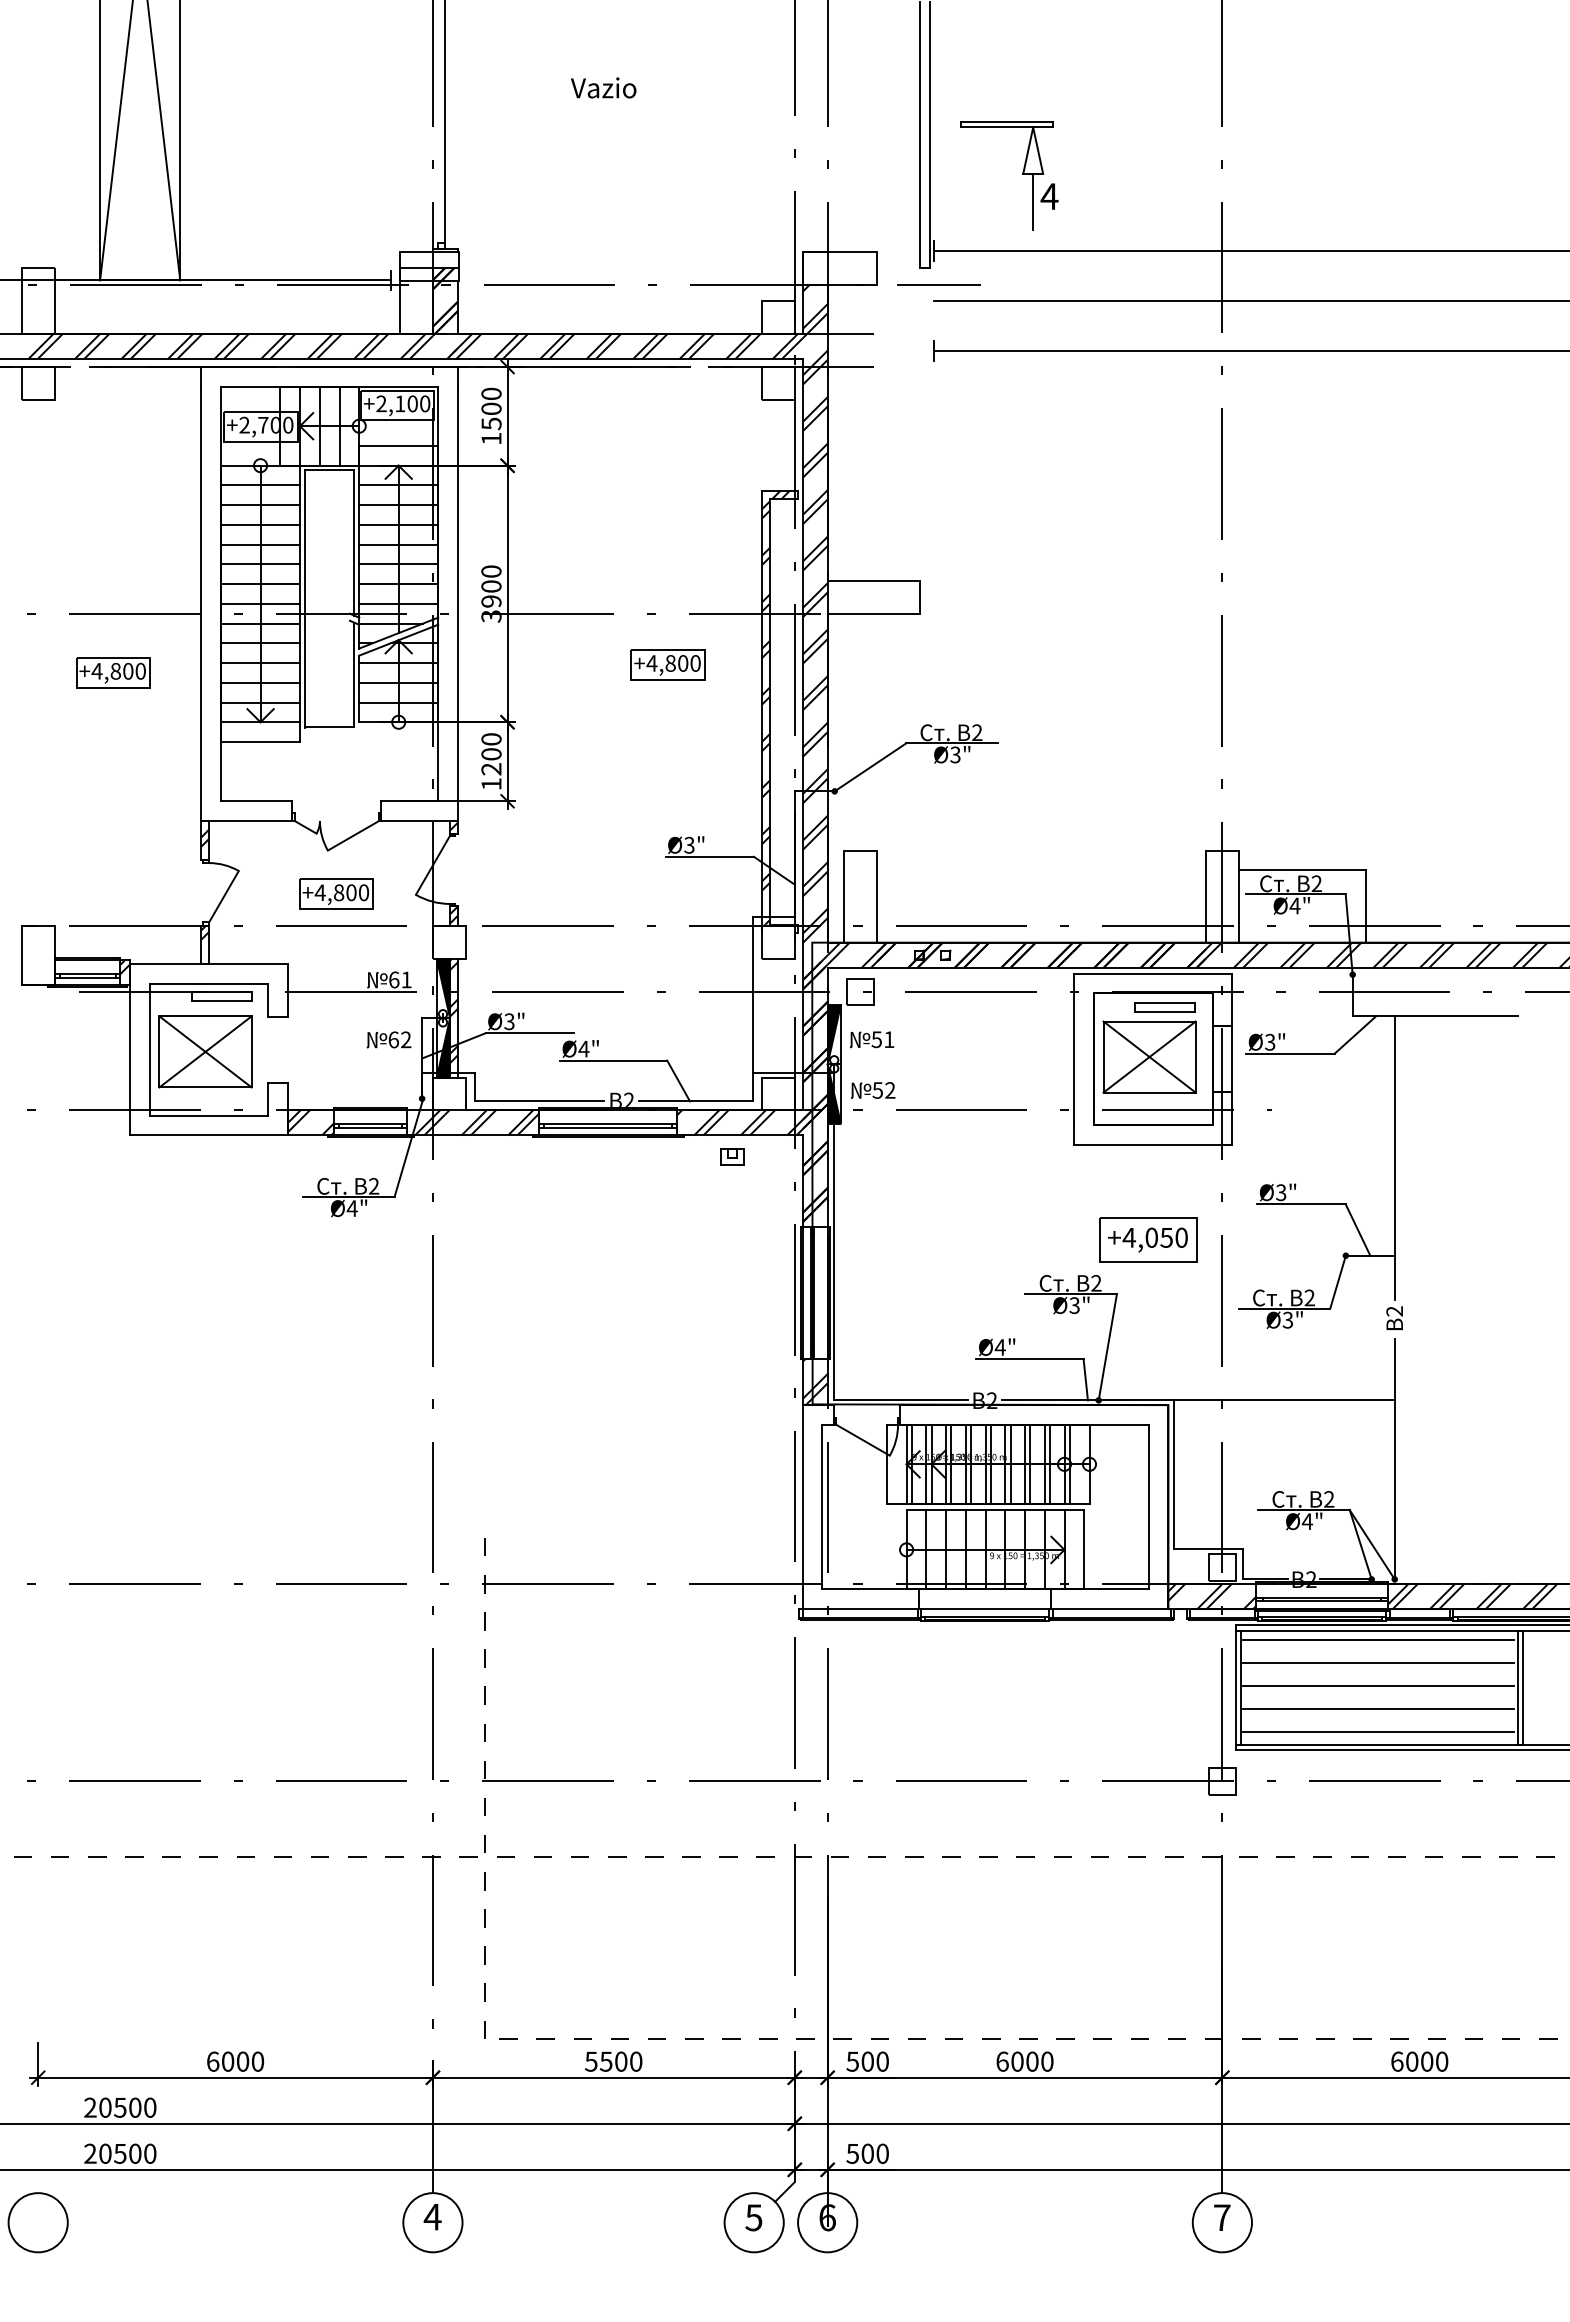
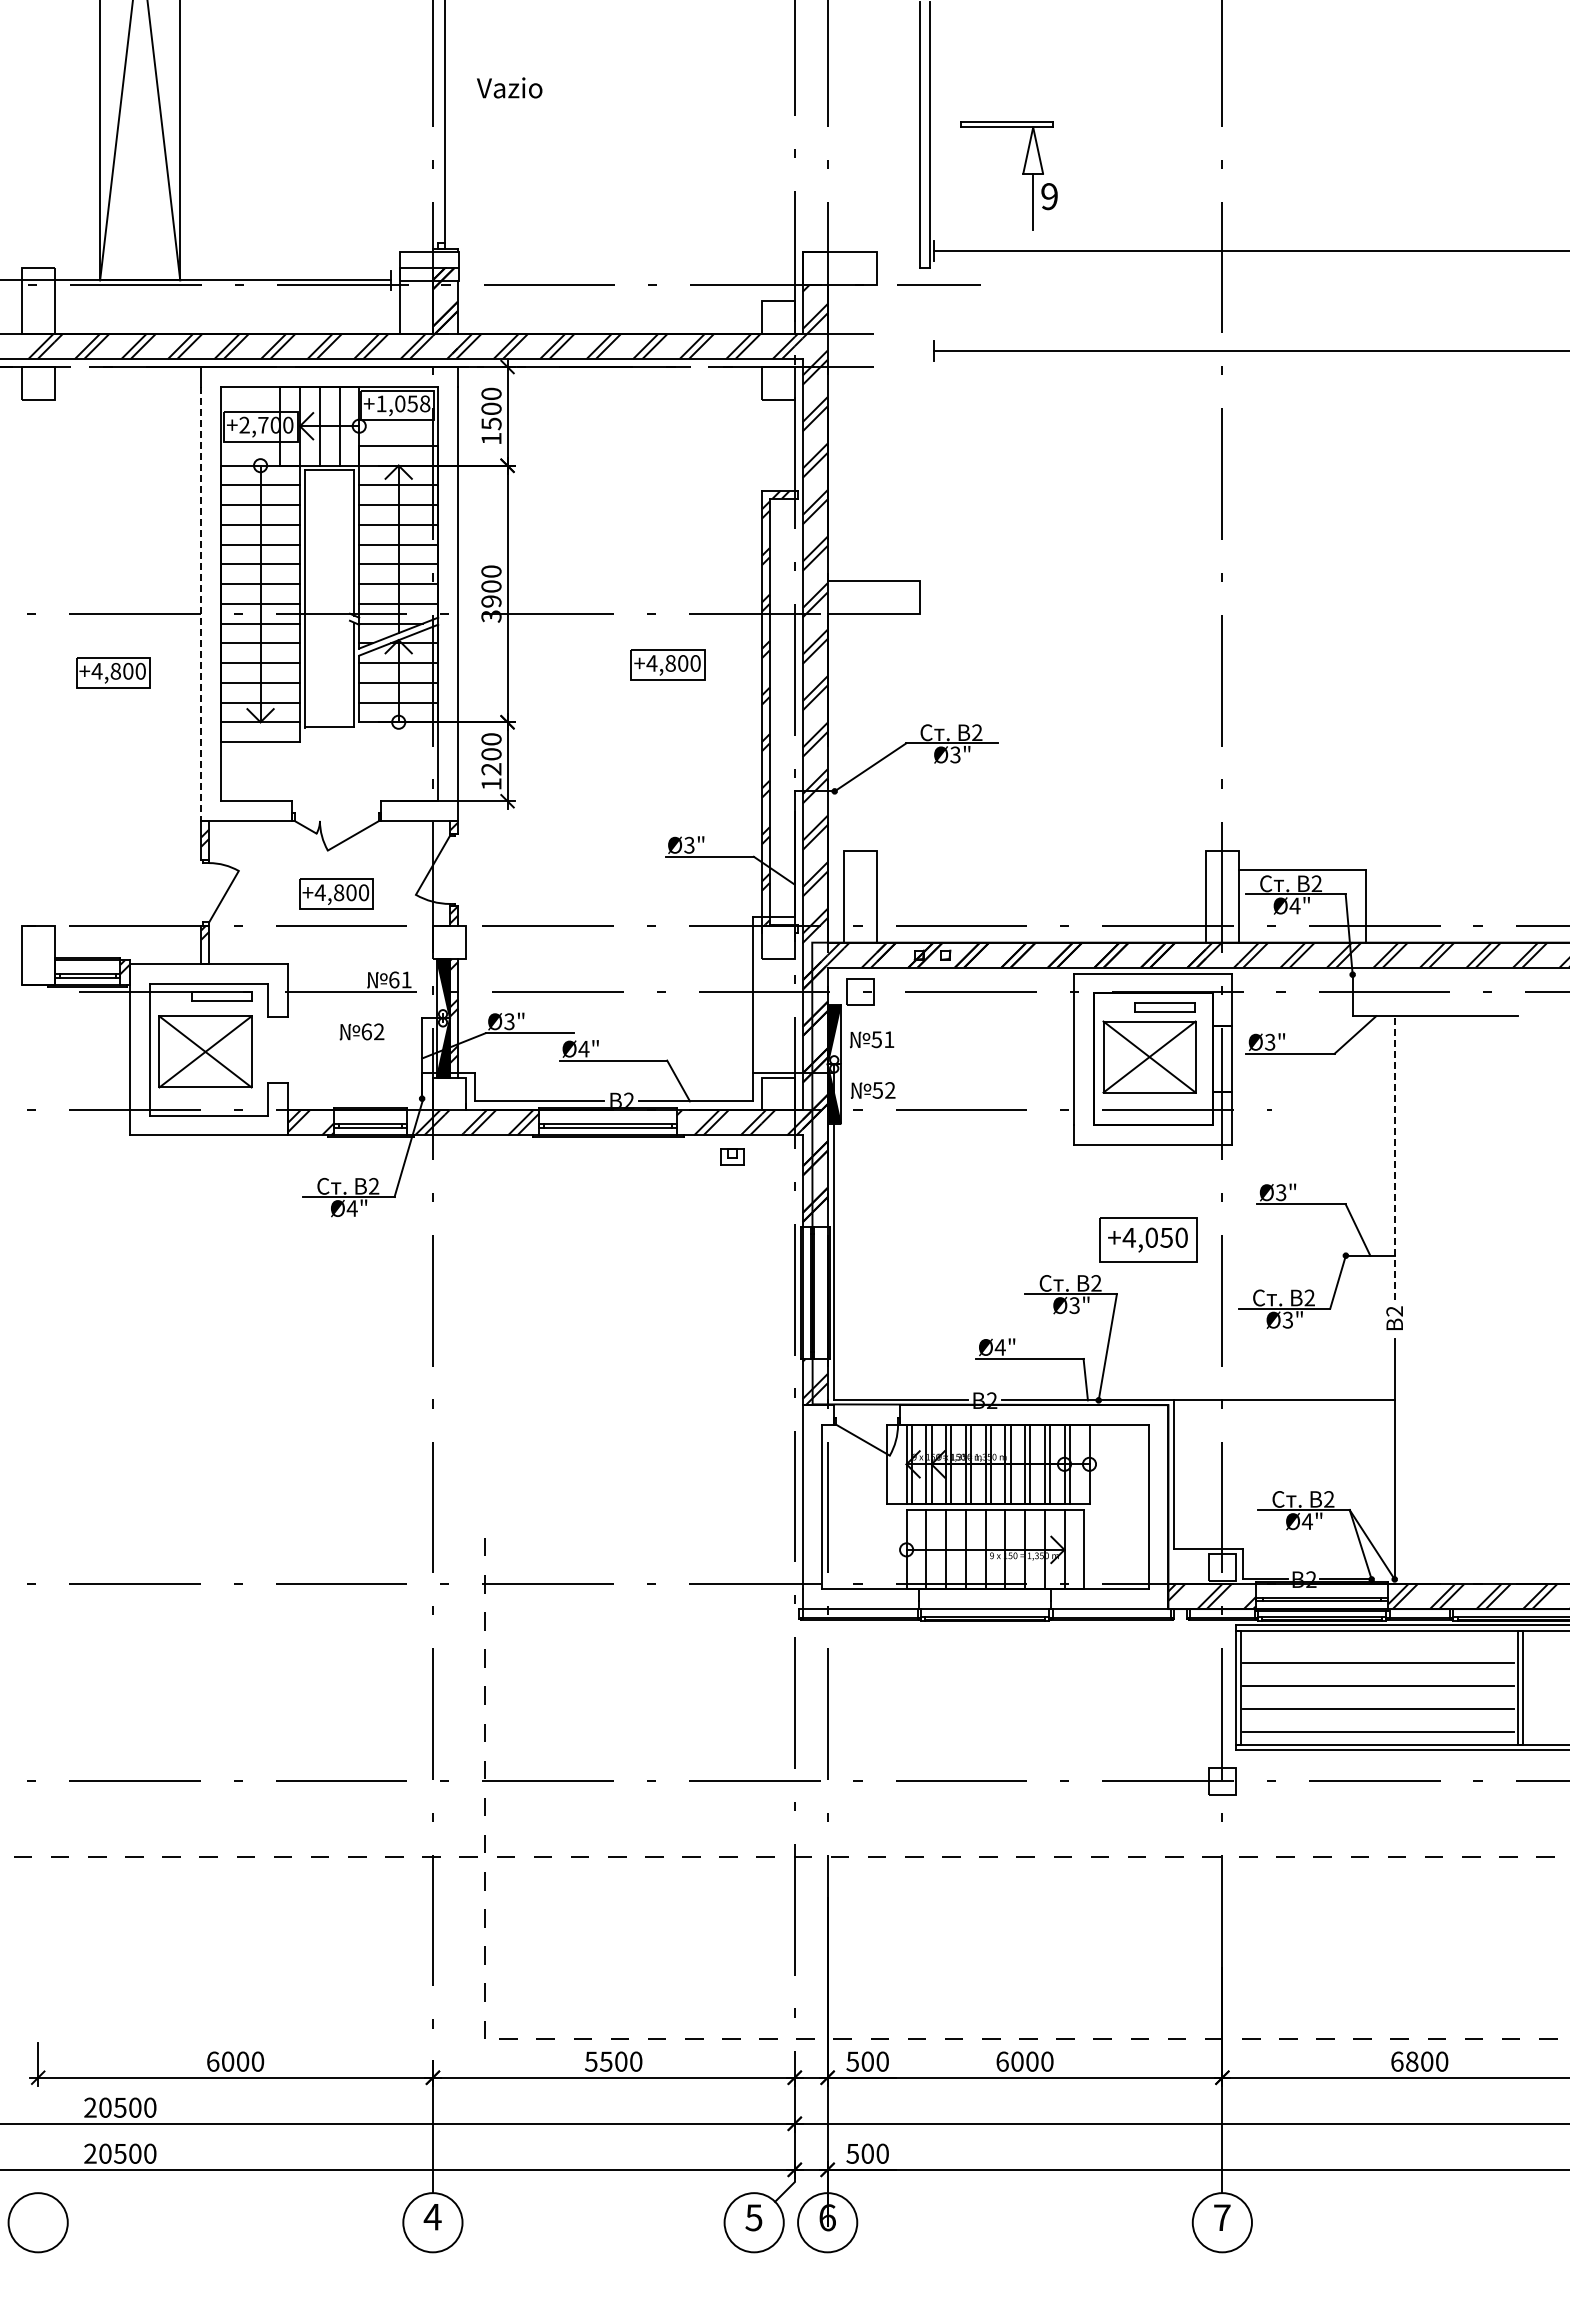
text position: (603, 87) -> (509, 87) (509, 87)
text: 4 -> 9 (1049, 196)
line: present -> none (1249, 301)
text: +2,100 -> +1,058 (403, 403)
line: solid -> dashed (201, 604)
text position: (388, 1039) -> (361, 1031) (361, 1031)
line: solid -> dashed (1394, 1158)
line: present -> none (1378, 1640)
text: 6000 -> 6800 (1412, 2061)
